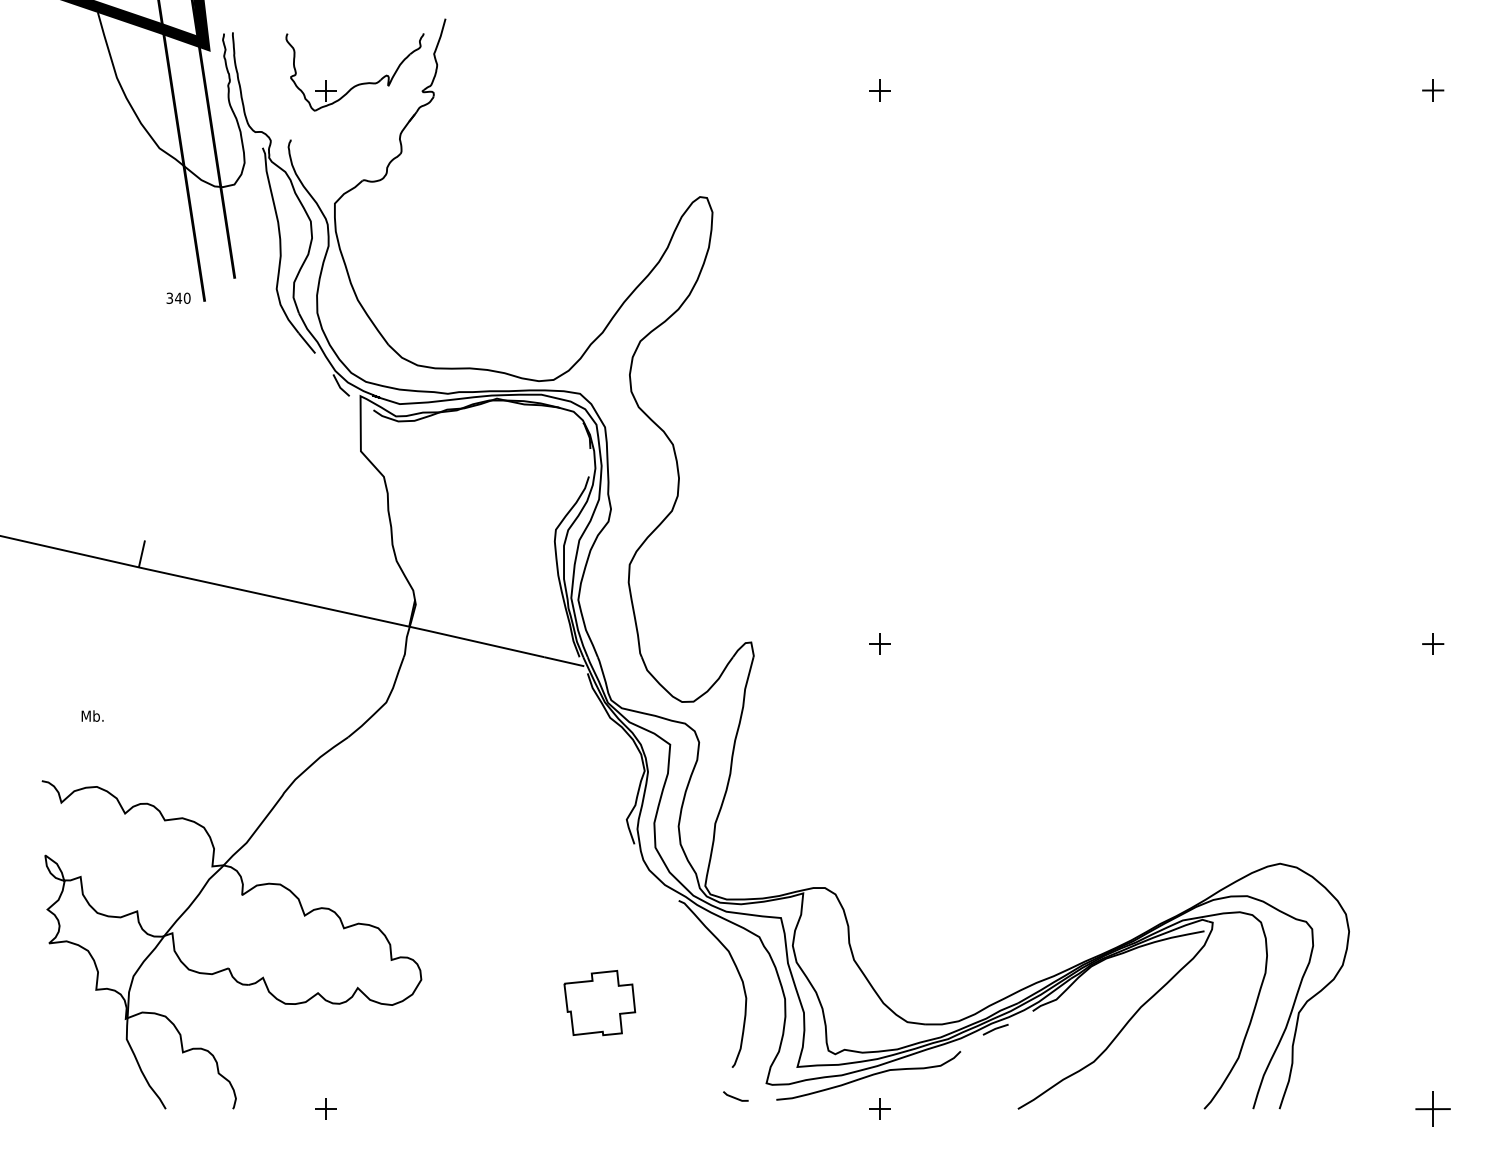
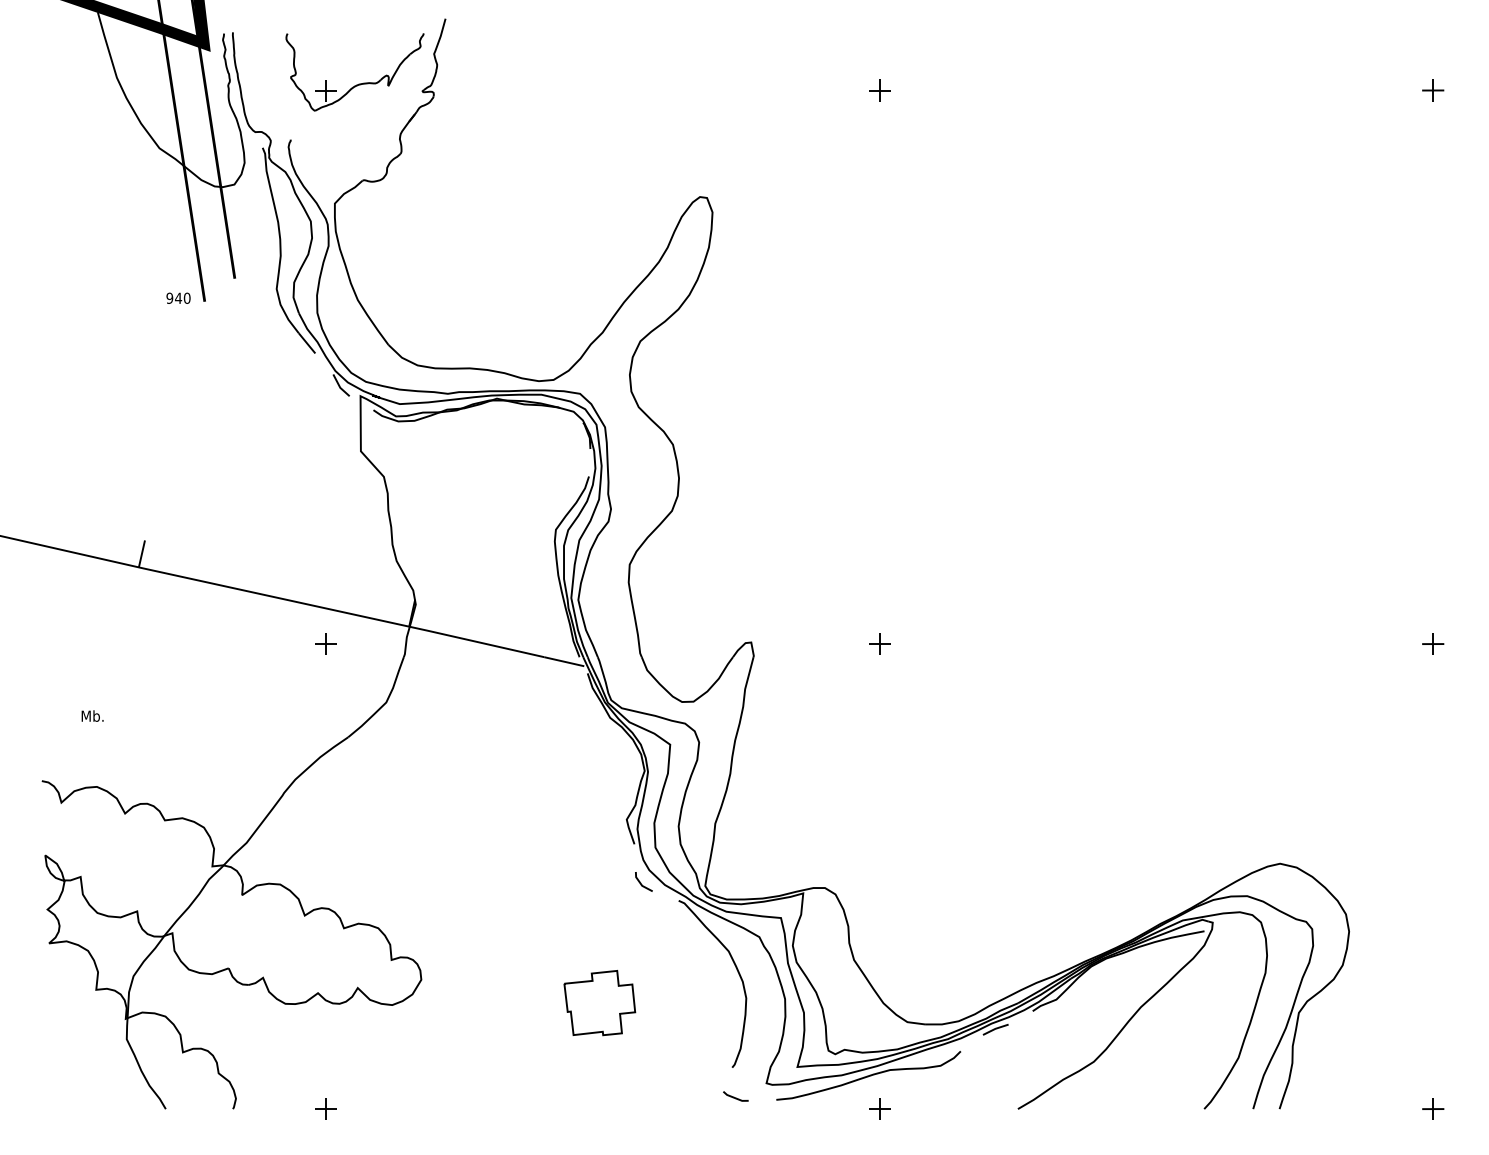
text: 340 -> 940 (169, 297)
part: none -> present (325, 643)
line: none -> present (641, 883)
part size: 36x36 px -> 23x22 px (1433, 1108)
